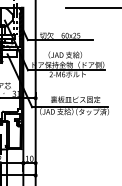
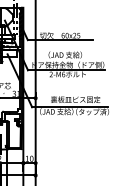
line: present -> none (91, 7)
